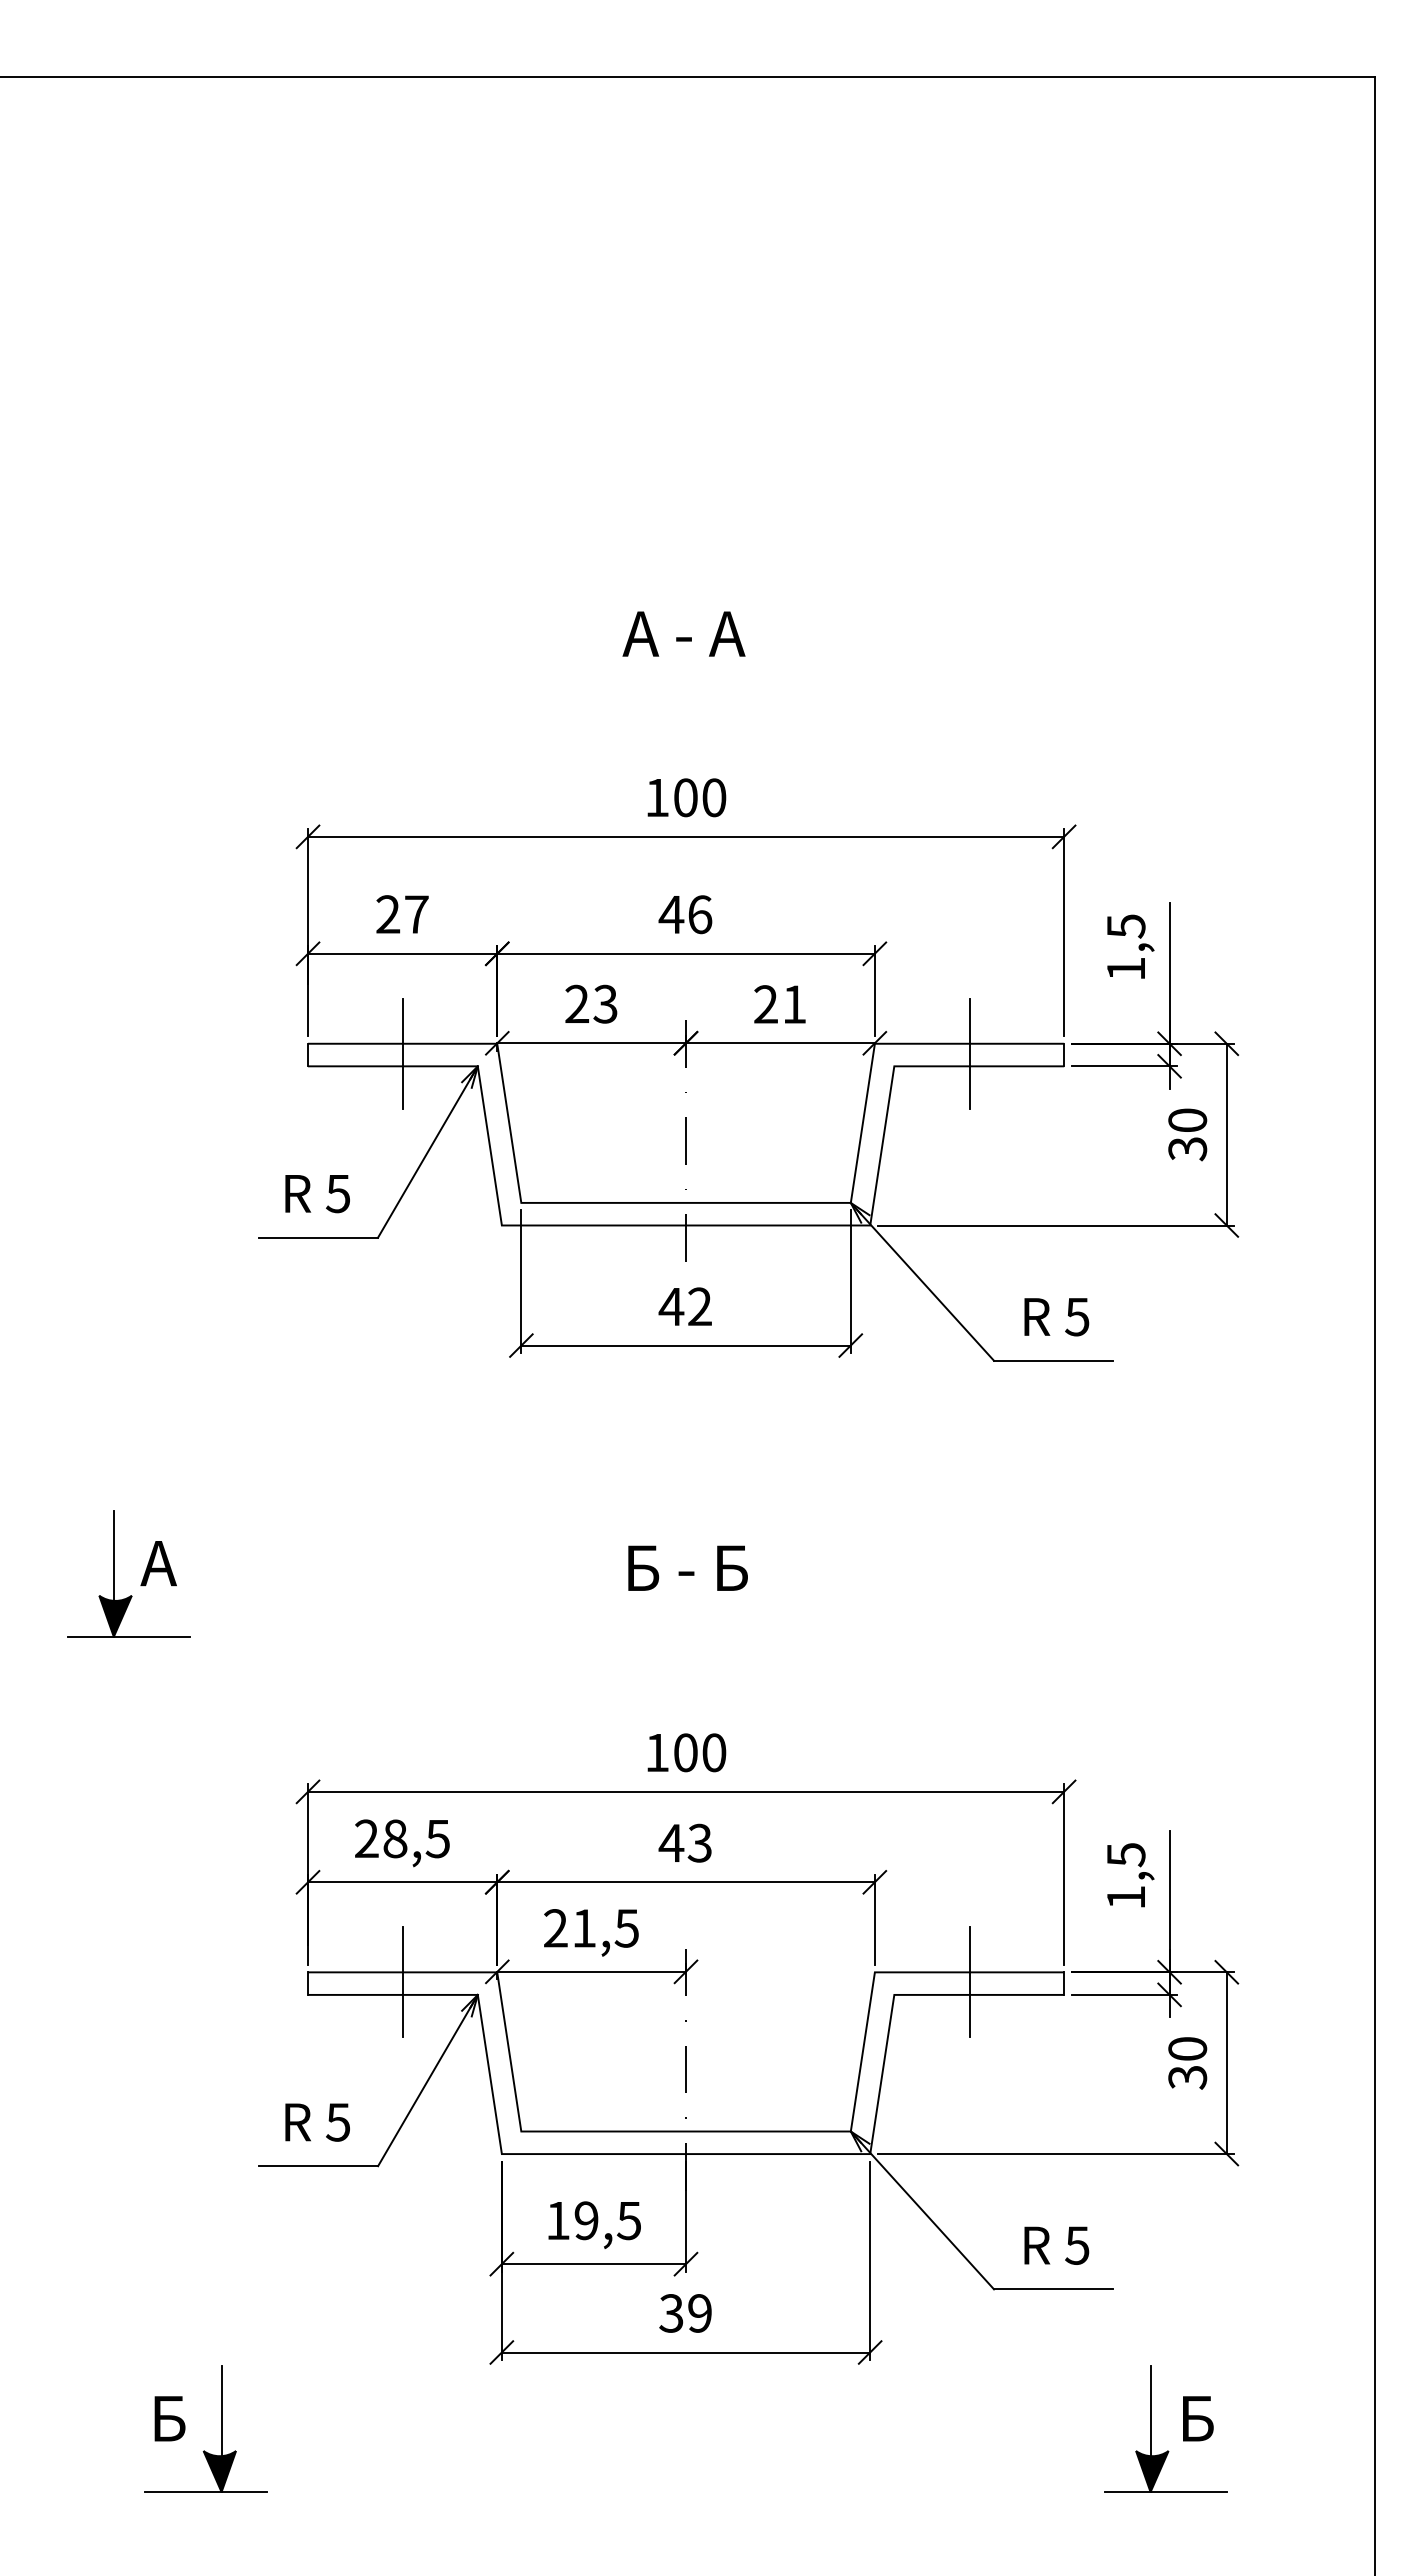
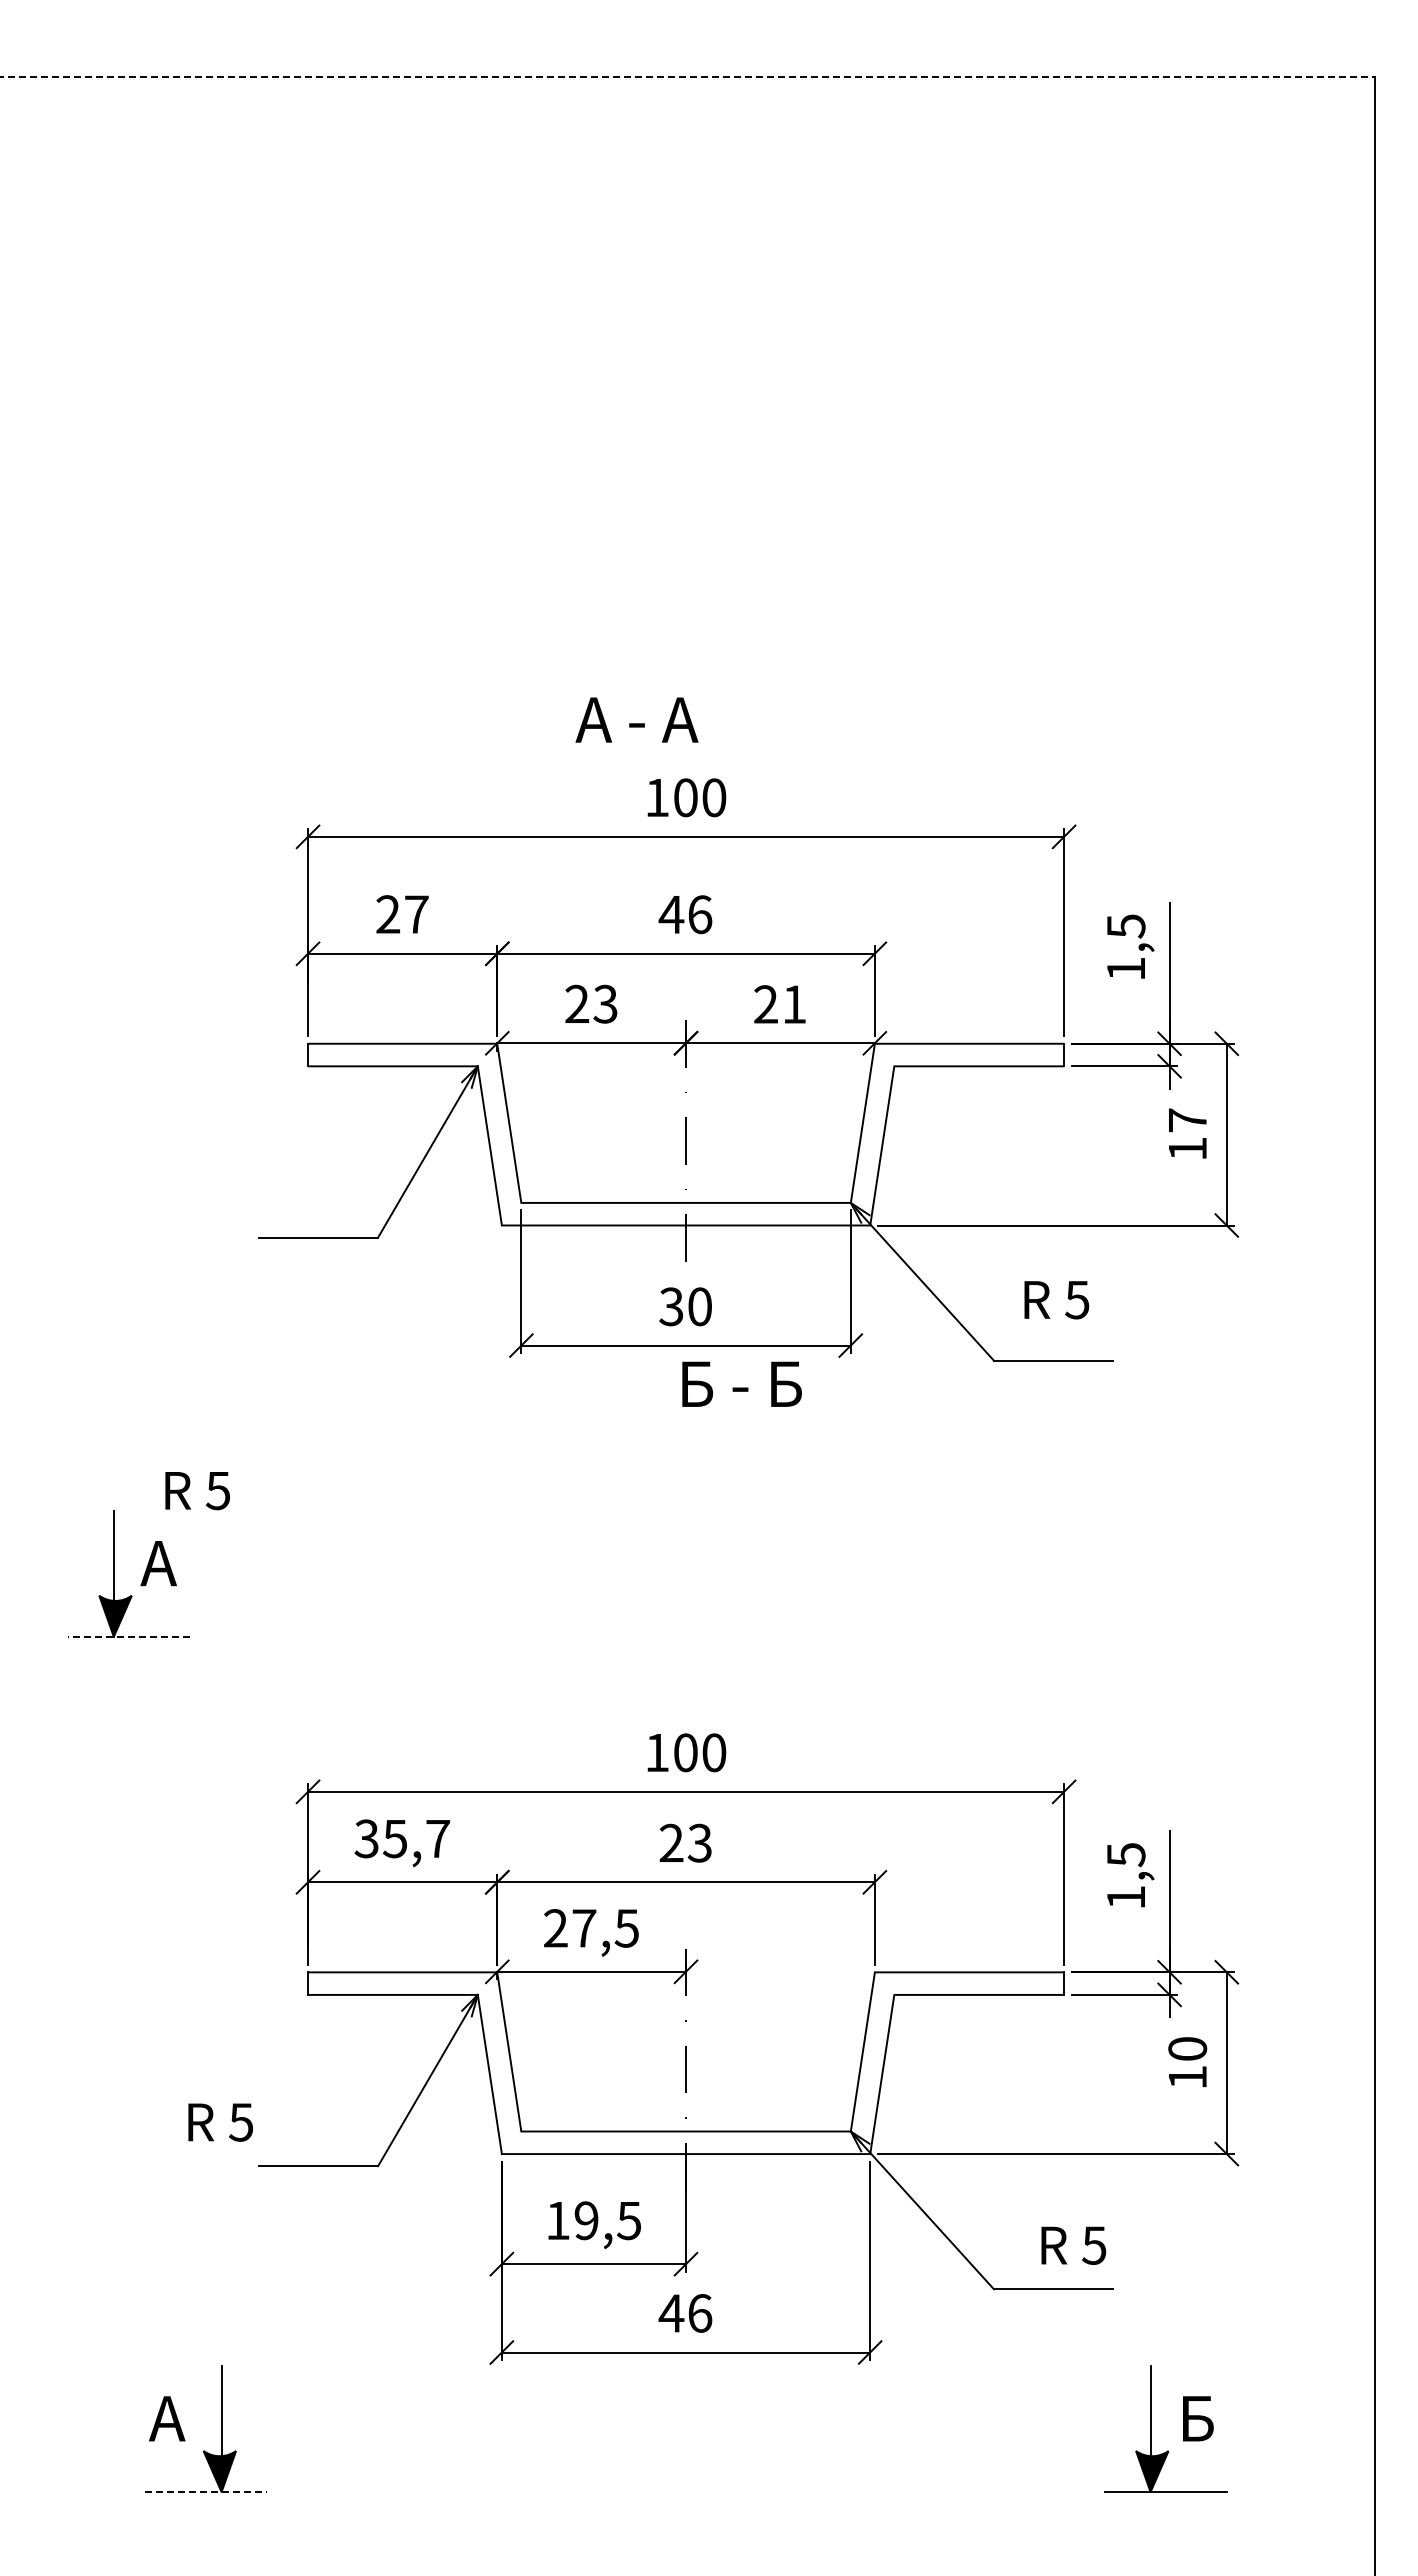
line: solid -> dashed (688, 77)
text position: (683, 633) -> (636, 719) (636, 719)
line: present -> none (402, 1053)
line: present -> none (969, 1053)
text: 30 -> 17 (1187, 1134)
text position: (317, 1194) -> (197, 1491) (197, 1491)
text: 42 -> 30 (684, 1306)
text position: (1056, 1317) -> (1056, 1300) (1056, 1300)
text position: (687, 1567) -> (741, 1383) (741, 1383)
line: solid -> dashed (129, 1636)
text: 28,5 -> 35,7 (402, 1838)
text: 43 -> 23 (671, 1842)
text: 21,5 -> 27,5 (584, 1928)
line: present -> none (402, 1982)
line: present -> none (969, 1982)
text: 30 -> 10 (1187, 2077)
text position: (317, 2122) -> (220, 2122) (220, 2122)
text position: (1056, 2245) -> (1073, 2245) (1073, 2245)
text: 39 -> 46 (685, 2313)
text: Б -> А (167, 2418)
line: solid -> dashed (206, 2491)
